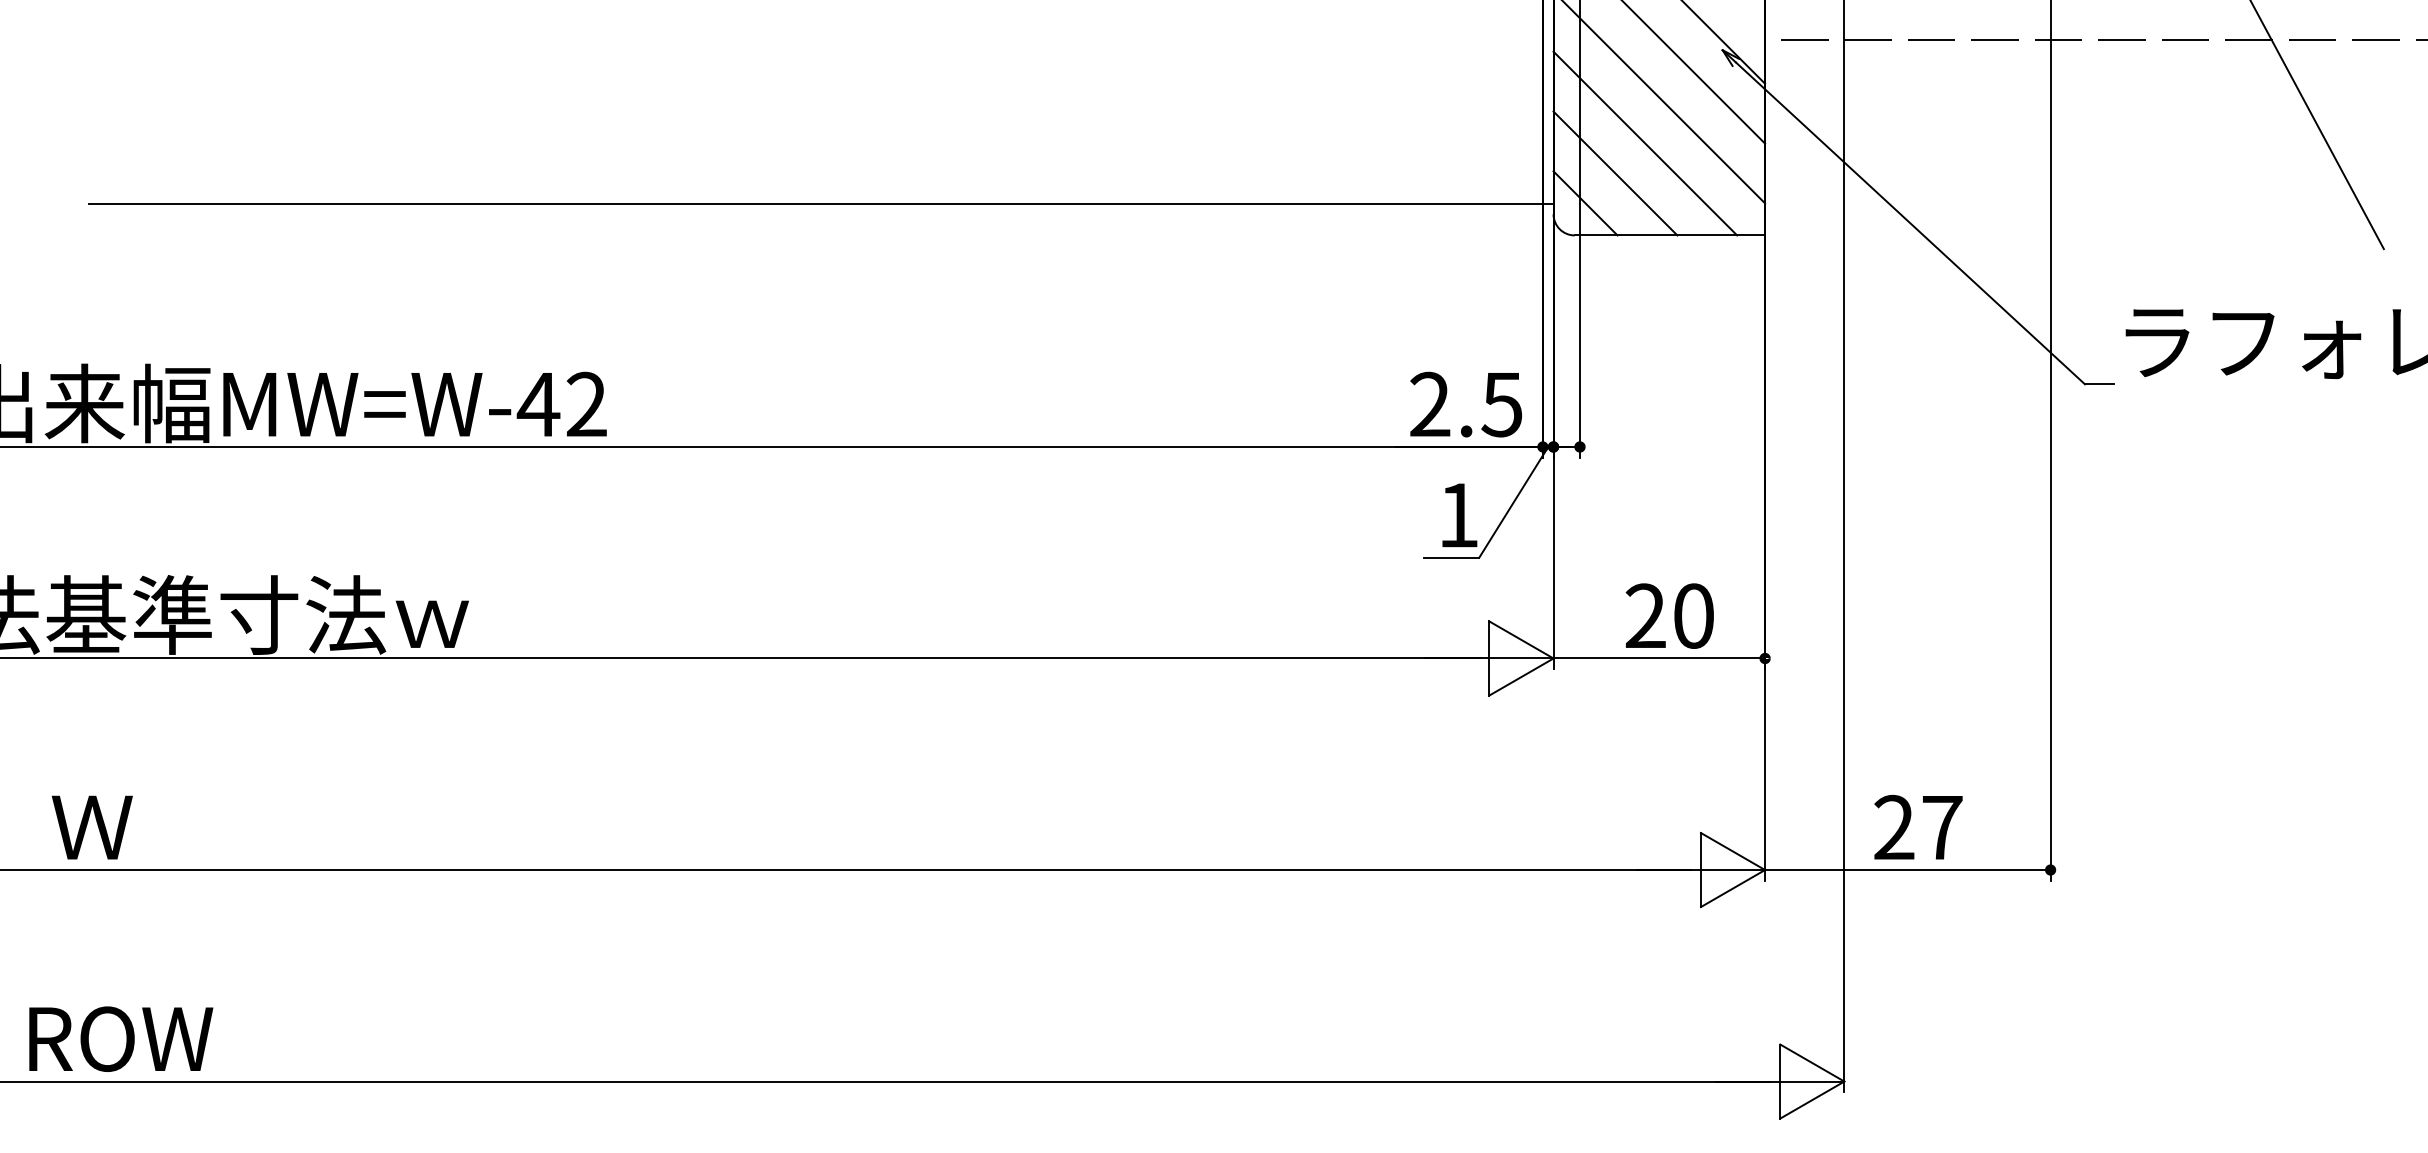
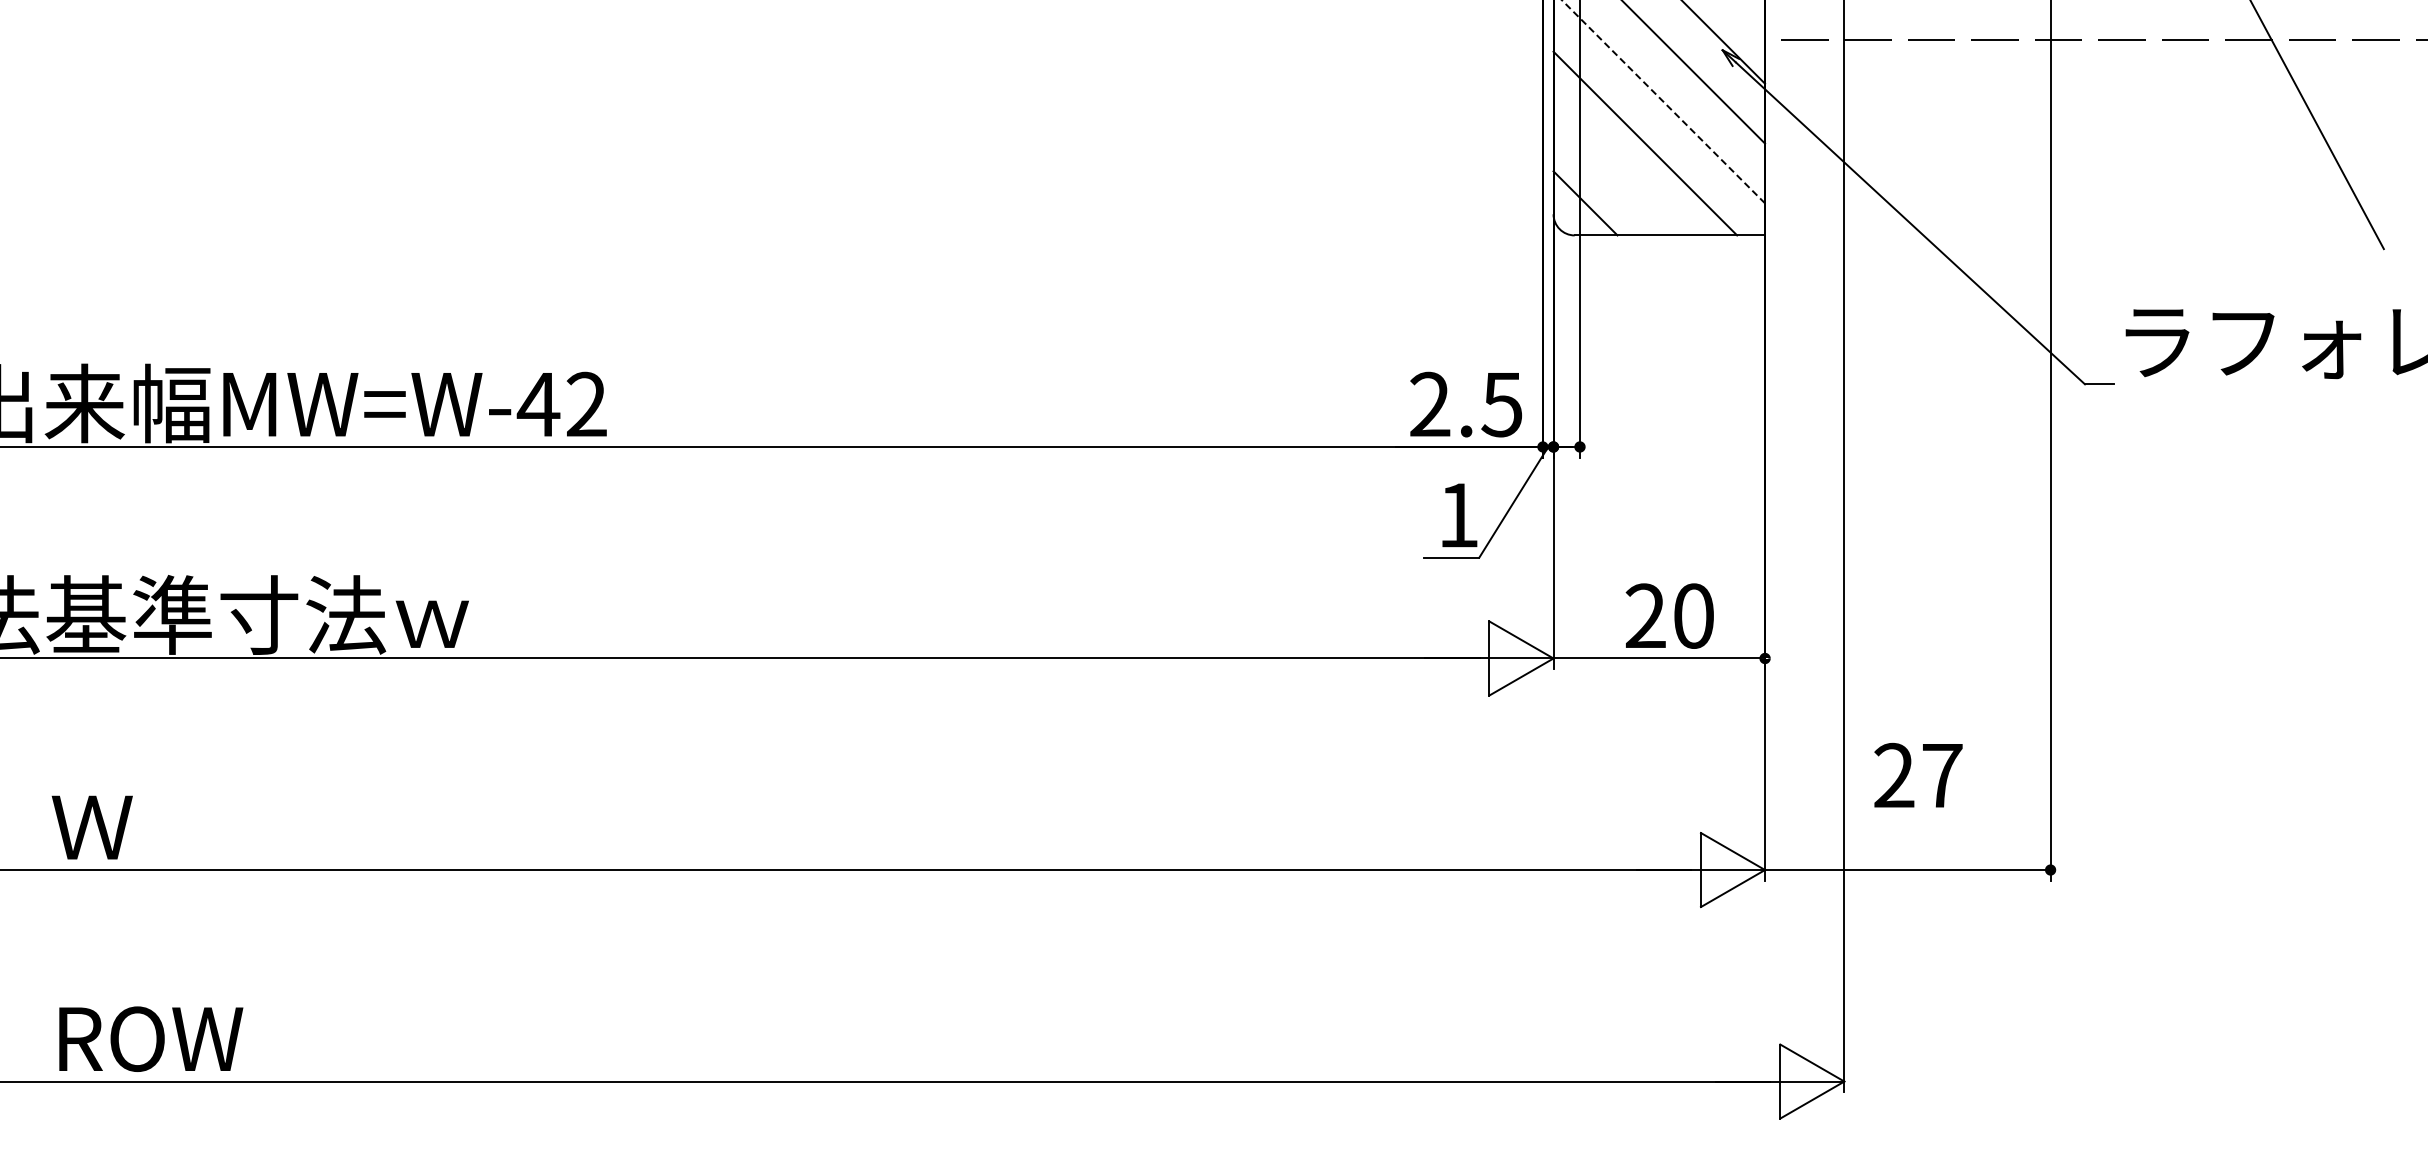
line: solid -> dashed (1663, 101)
line: present -> none (1615, 173)
line: present -> none (820, 203)
text position: (1918, 826) -> (1918, 774) (1918, 774)
text position: (121, 1038) -> (151, 1038) (151, 1038)
